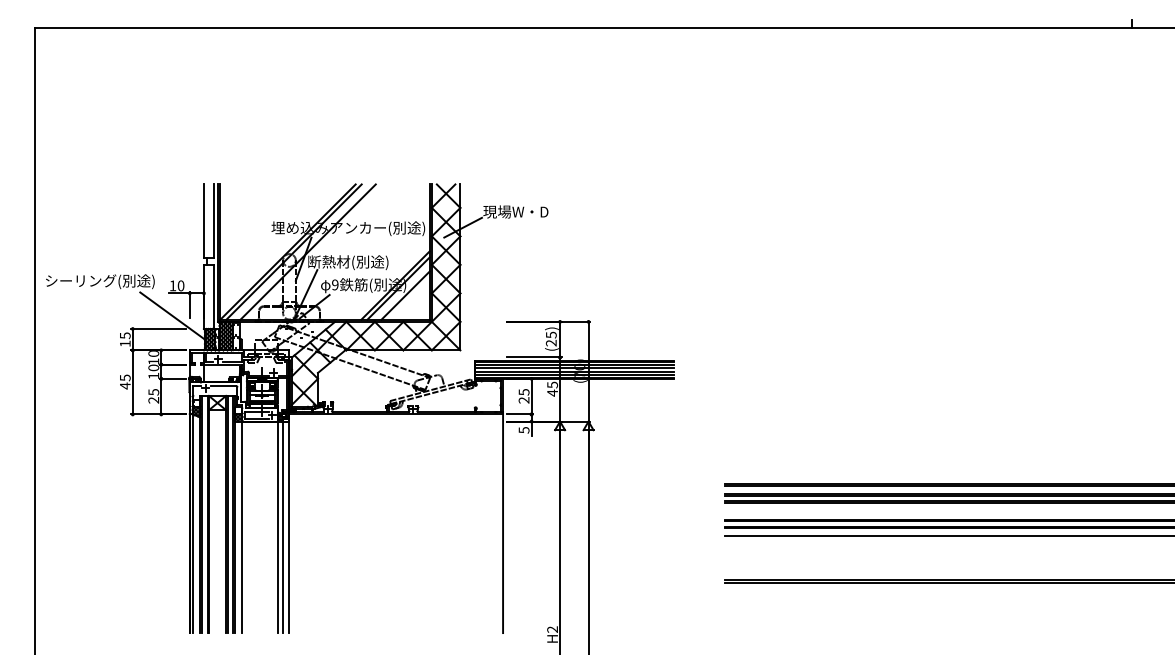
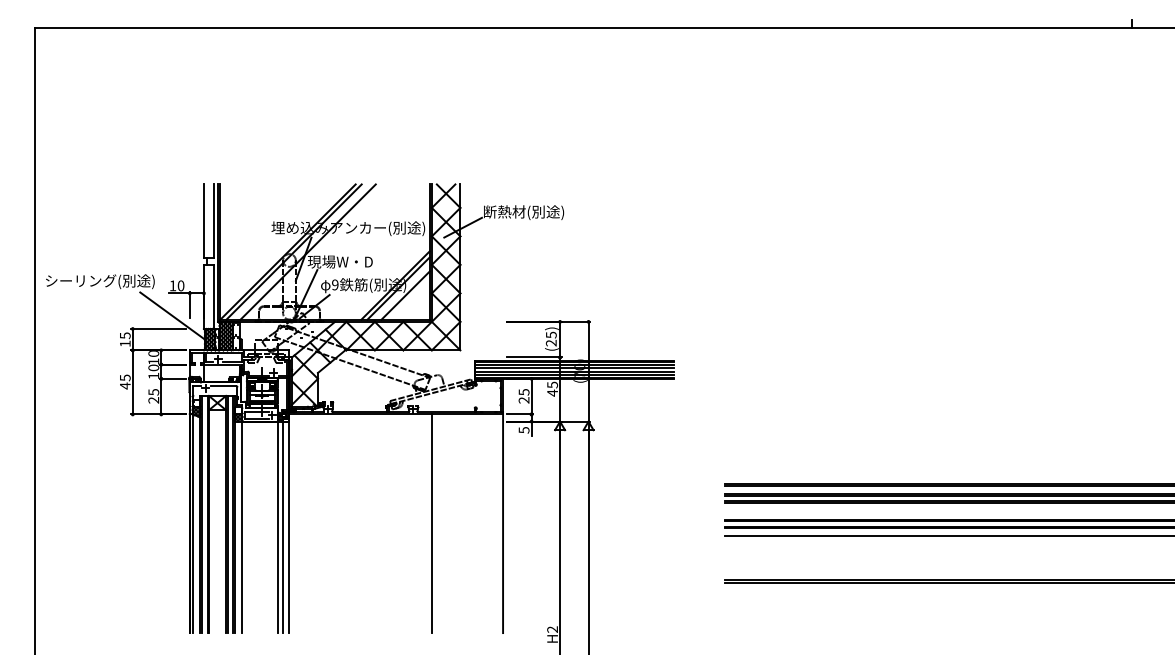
text: 現場W・D -> 断熱材(別途) (523, 212)
text: 断熱材(別途) -> 現場W・D (347, 262)
line: none -> present (431, 523)
